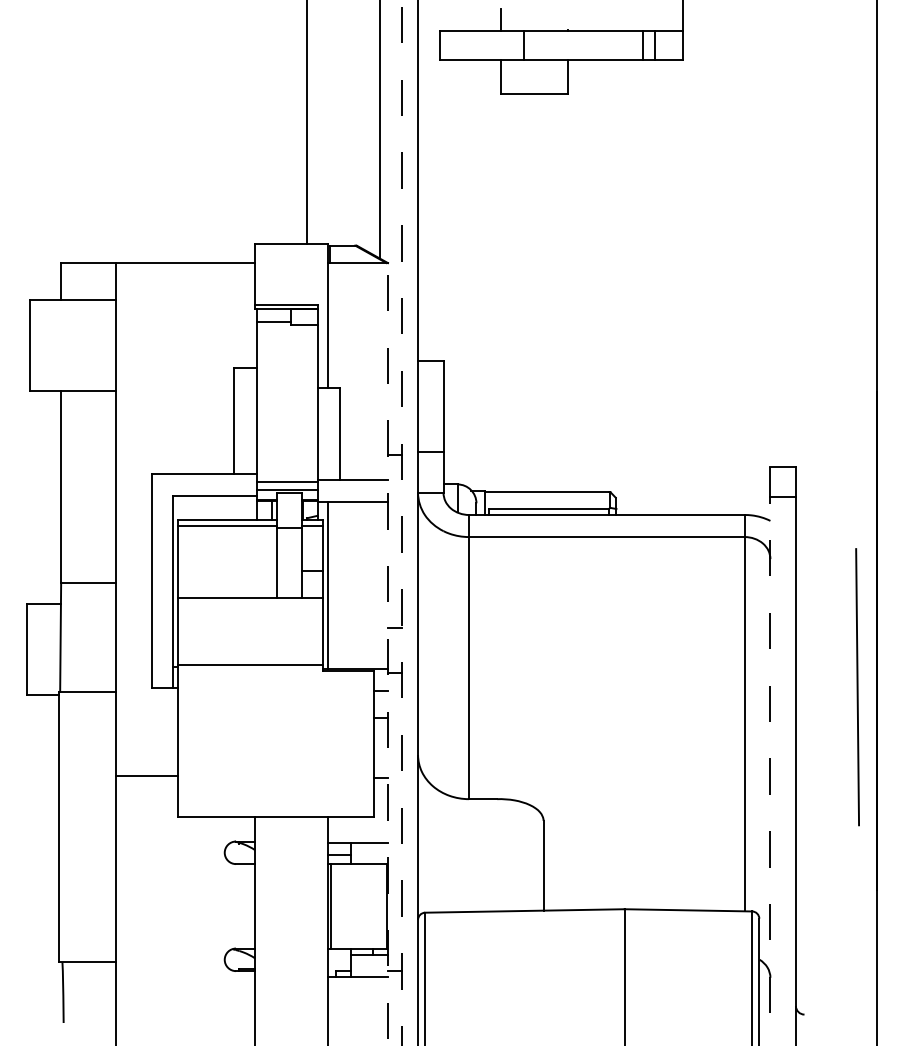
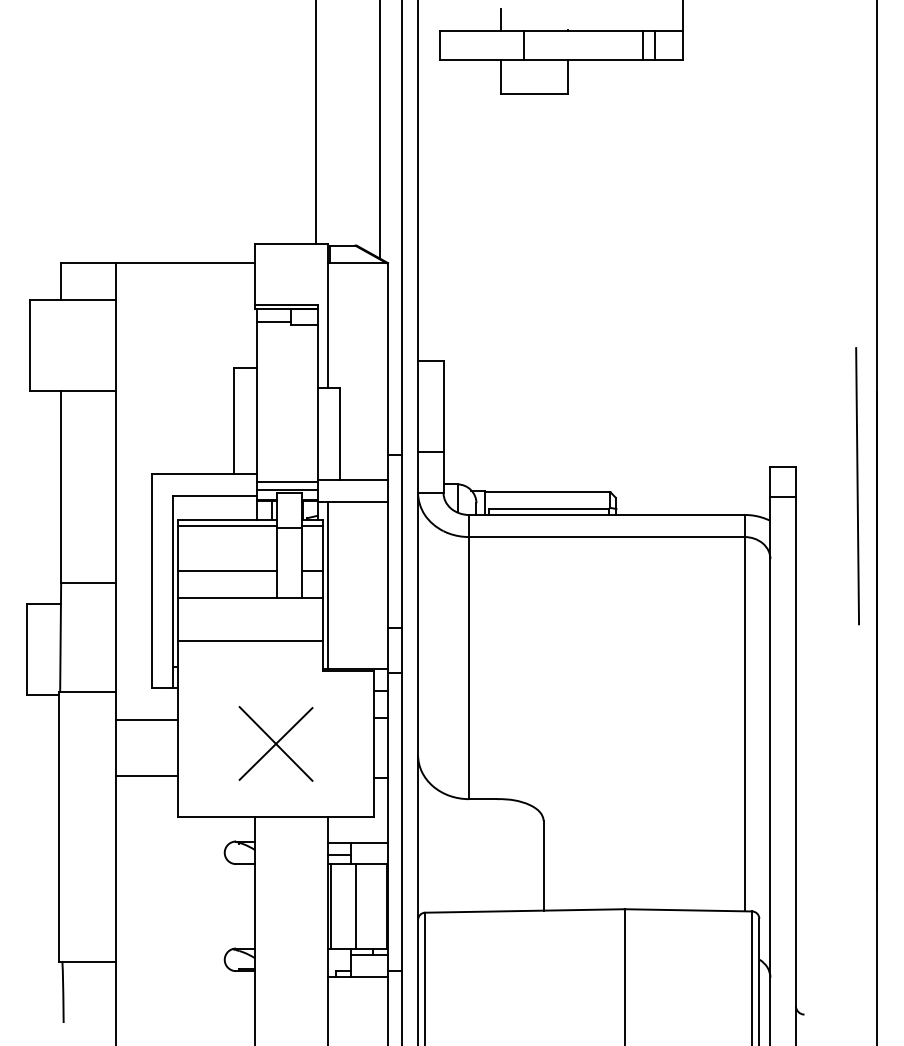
line position: (307, 122) -> (316, 122) (316, 122)
line: dashed -> solid (401, 522)
line: none -> present (227, 570)
line: dashed -> solid (387, 654)
line position: (250, 664) -> (250, 640) (250, 640)
line position: (857, 687) -> (857, 486) (857, 486)
line: none -> present (146, 719)
part: none -> present (275, 743)
line: dashed -> solid (770, 756)
line: none -> present (356, 906)
